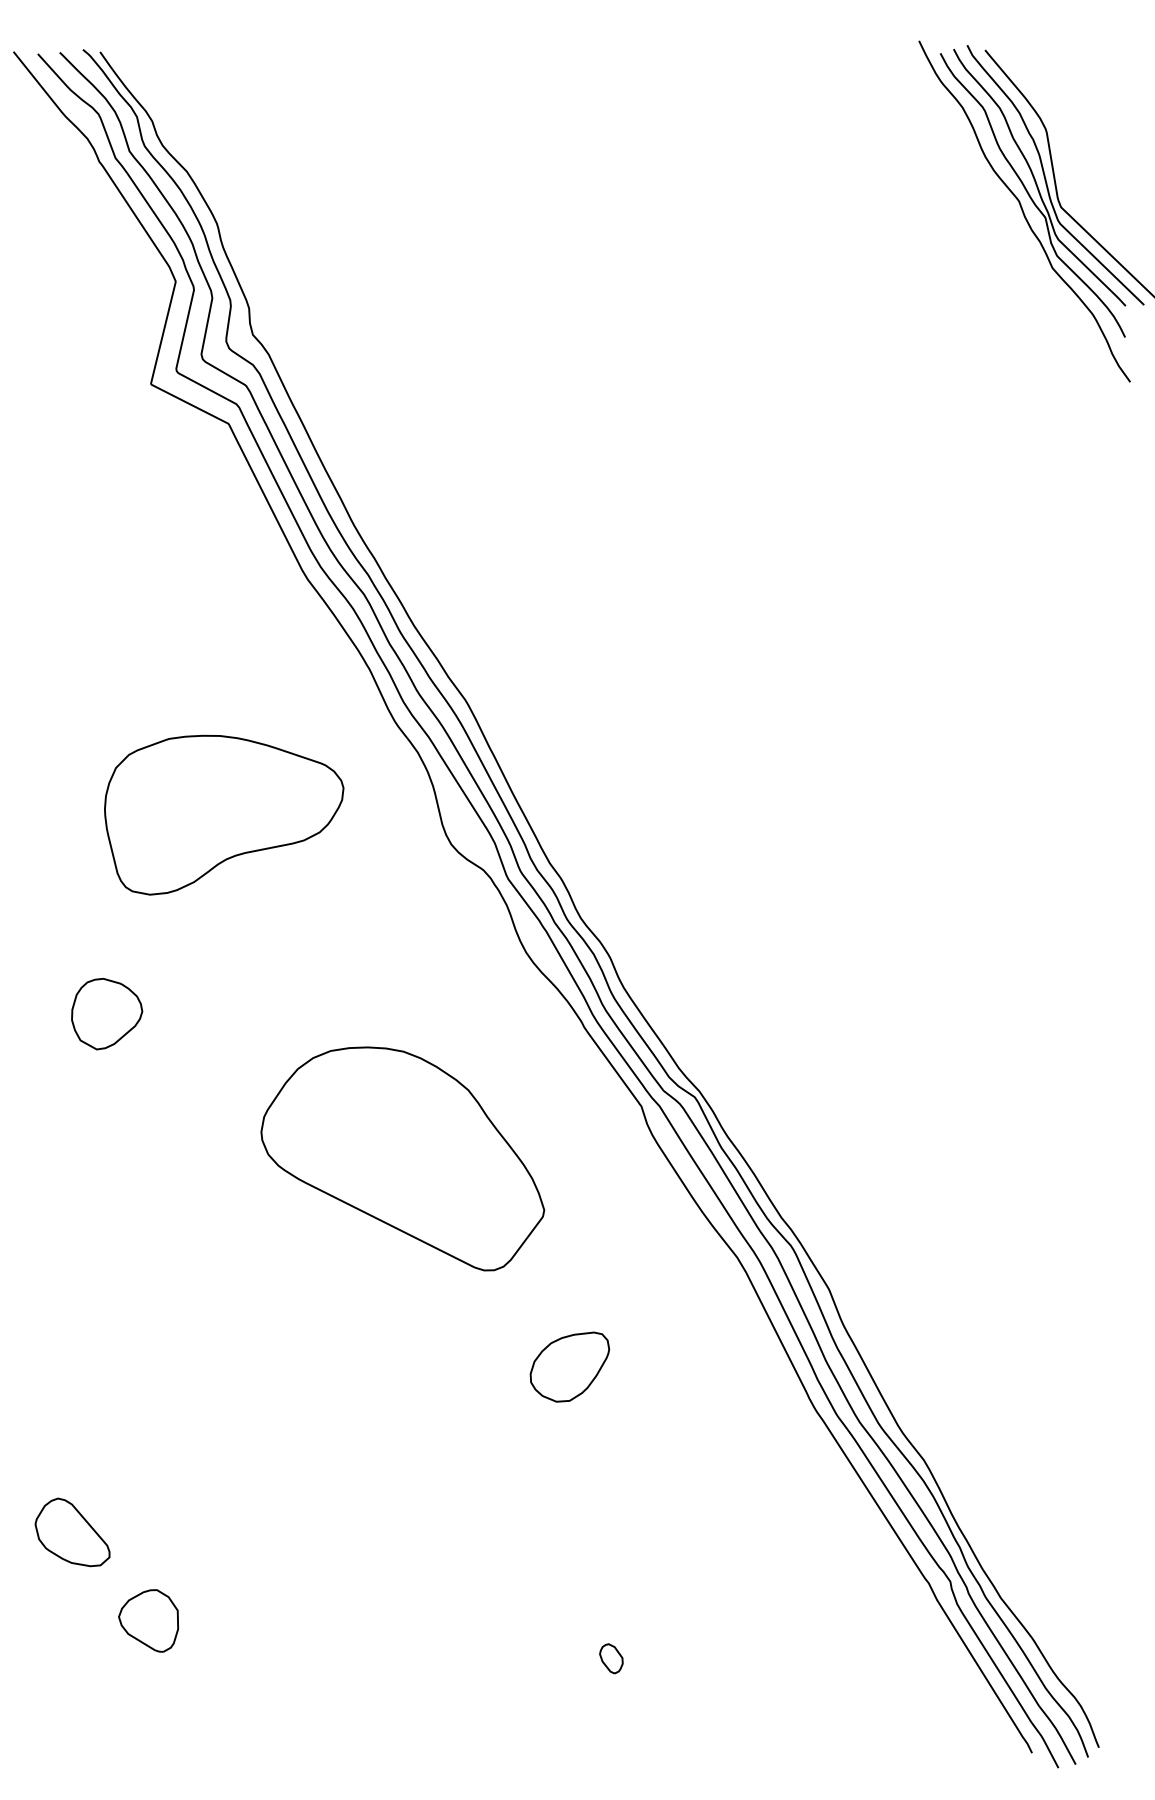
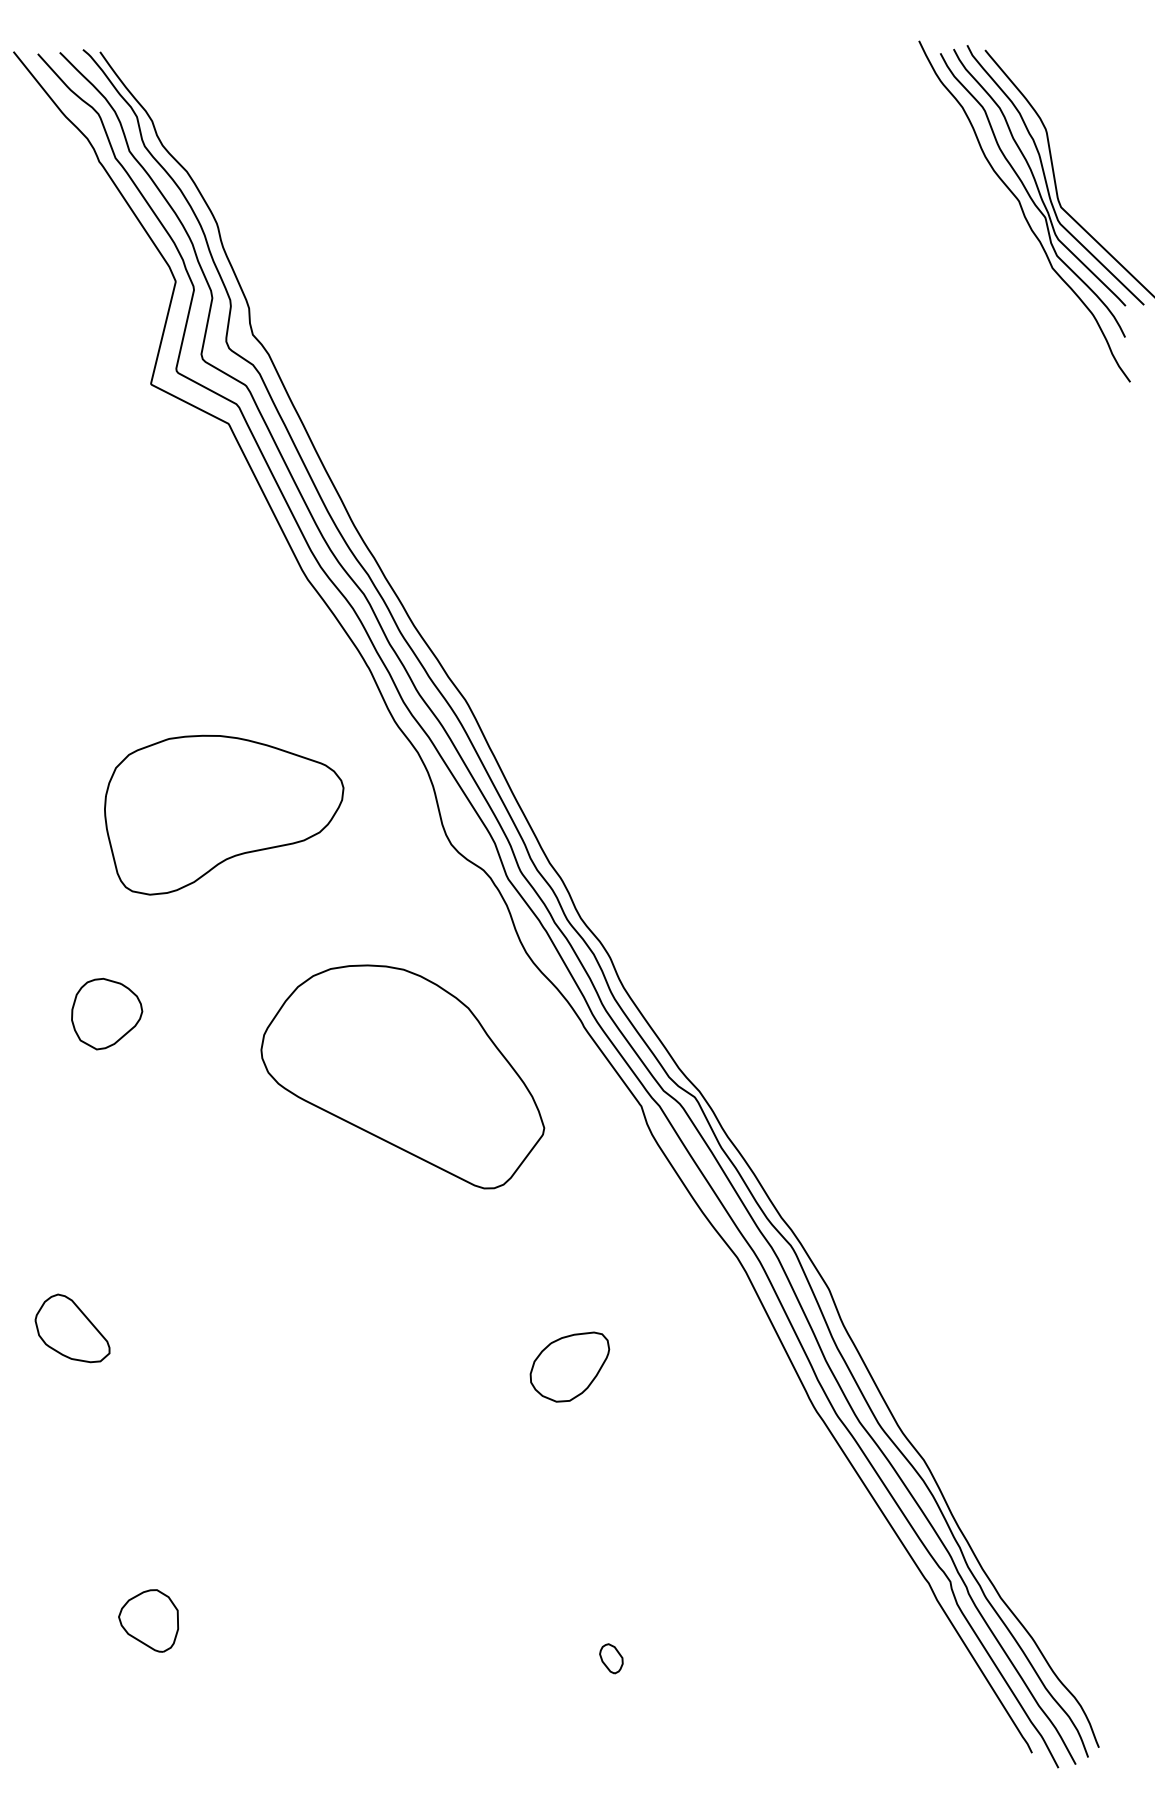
part position: (402, 1158) -> (402, 1076) (402, 1076)
part position: (72, 1532) -> (72, 1328) (72, 1328)
